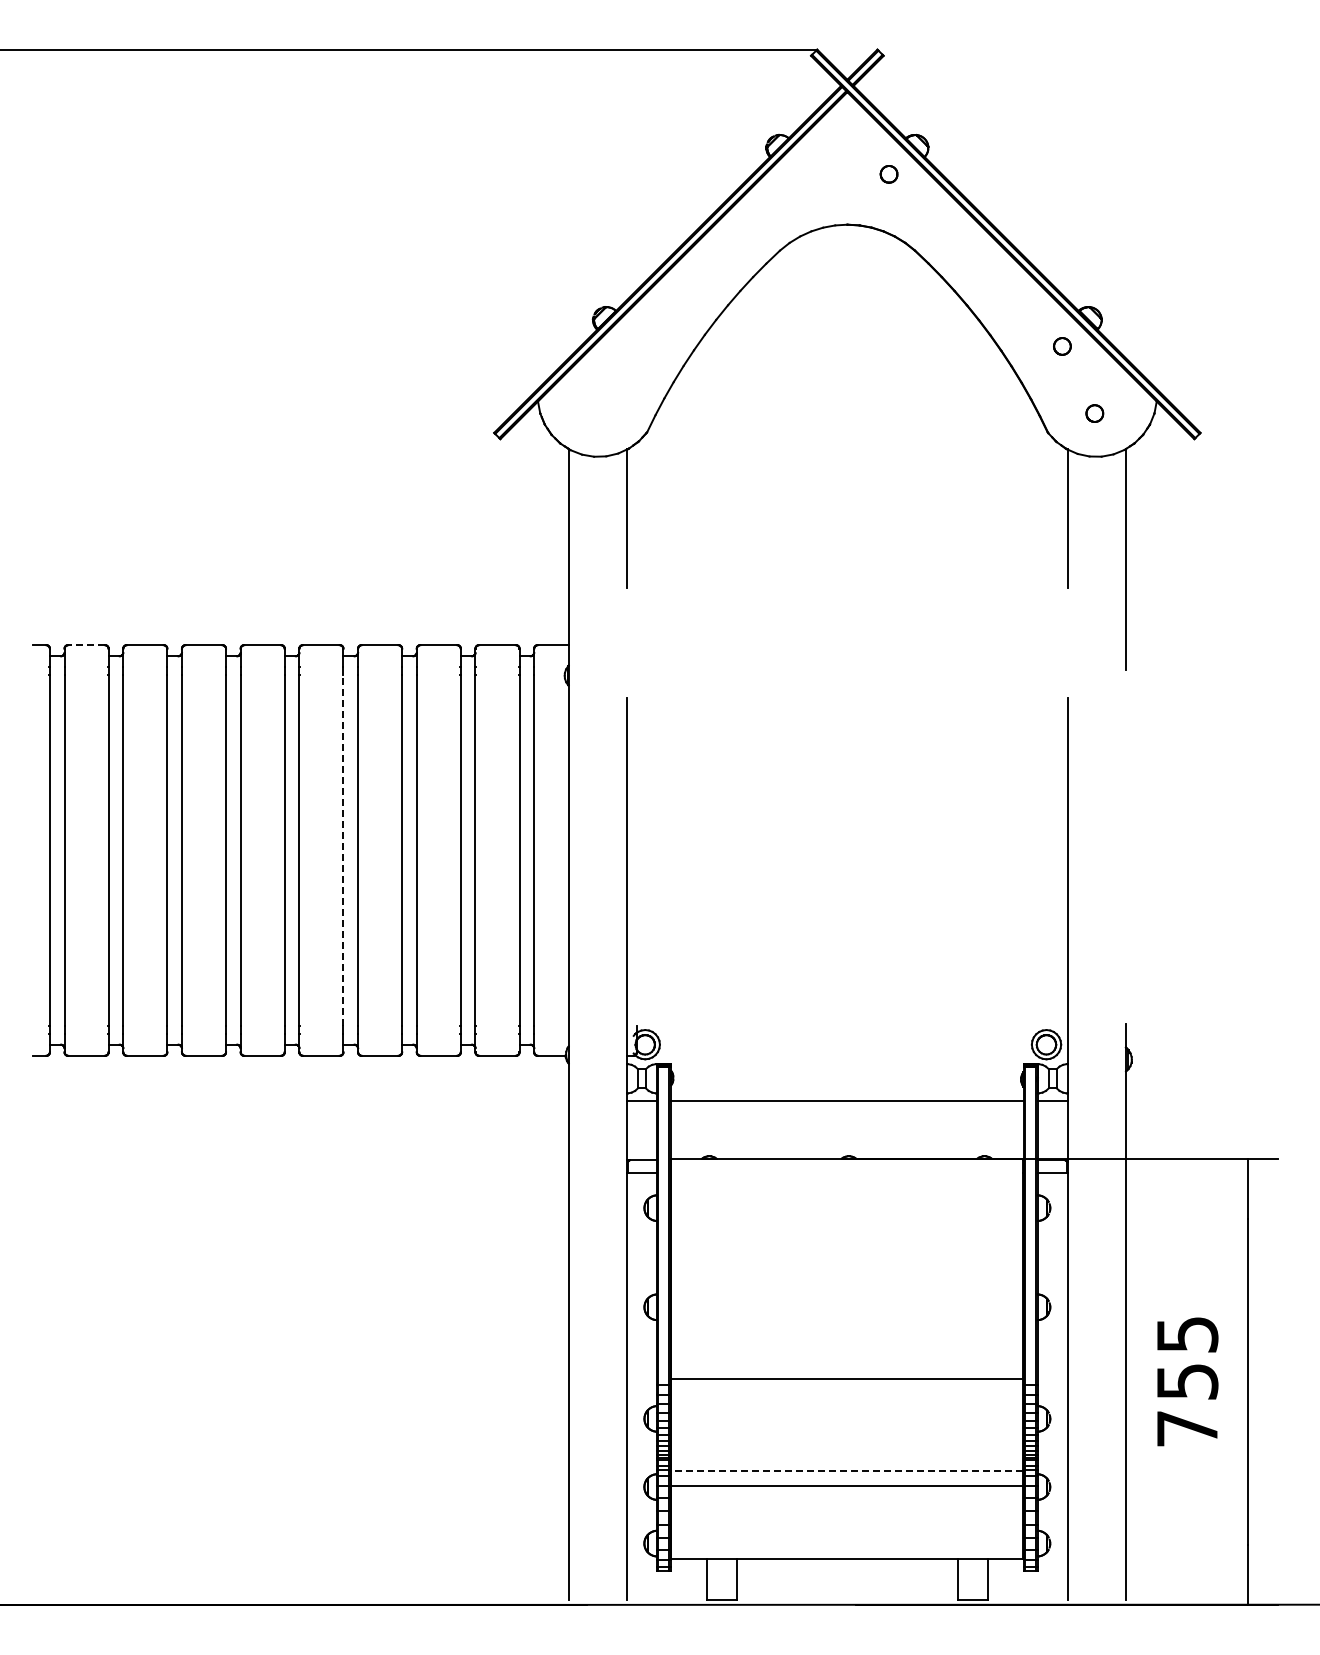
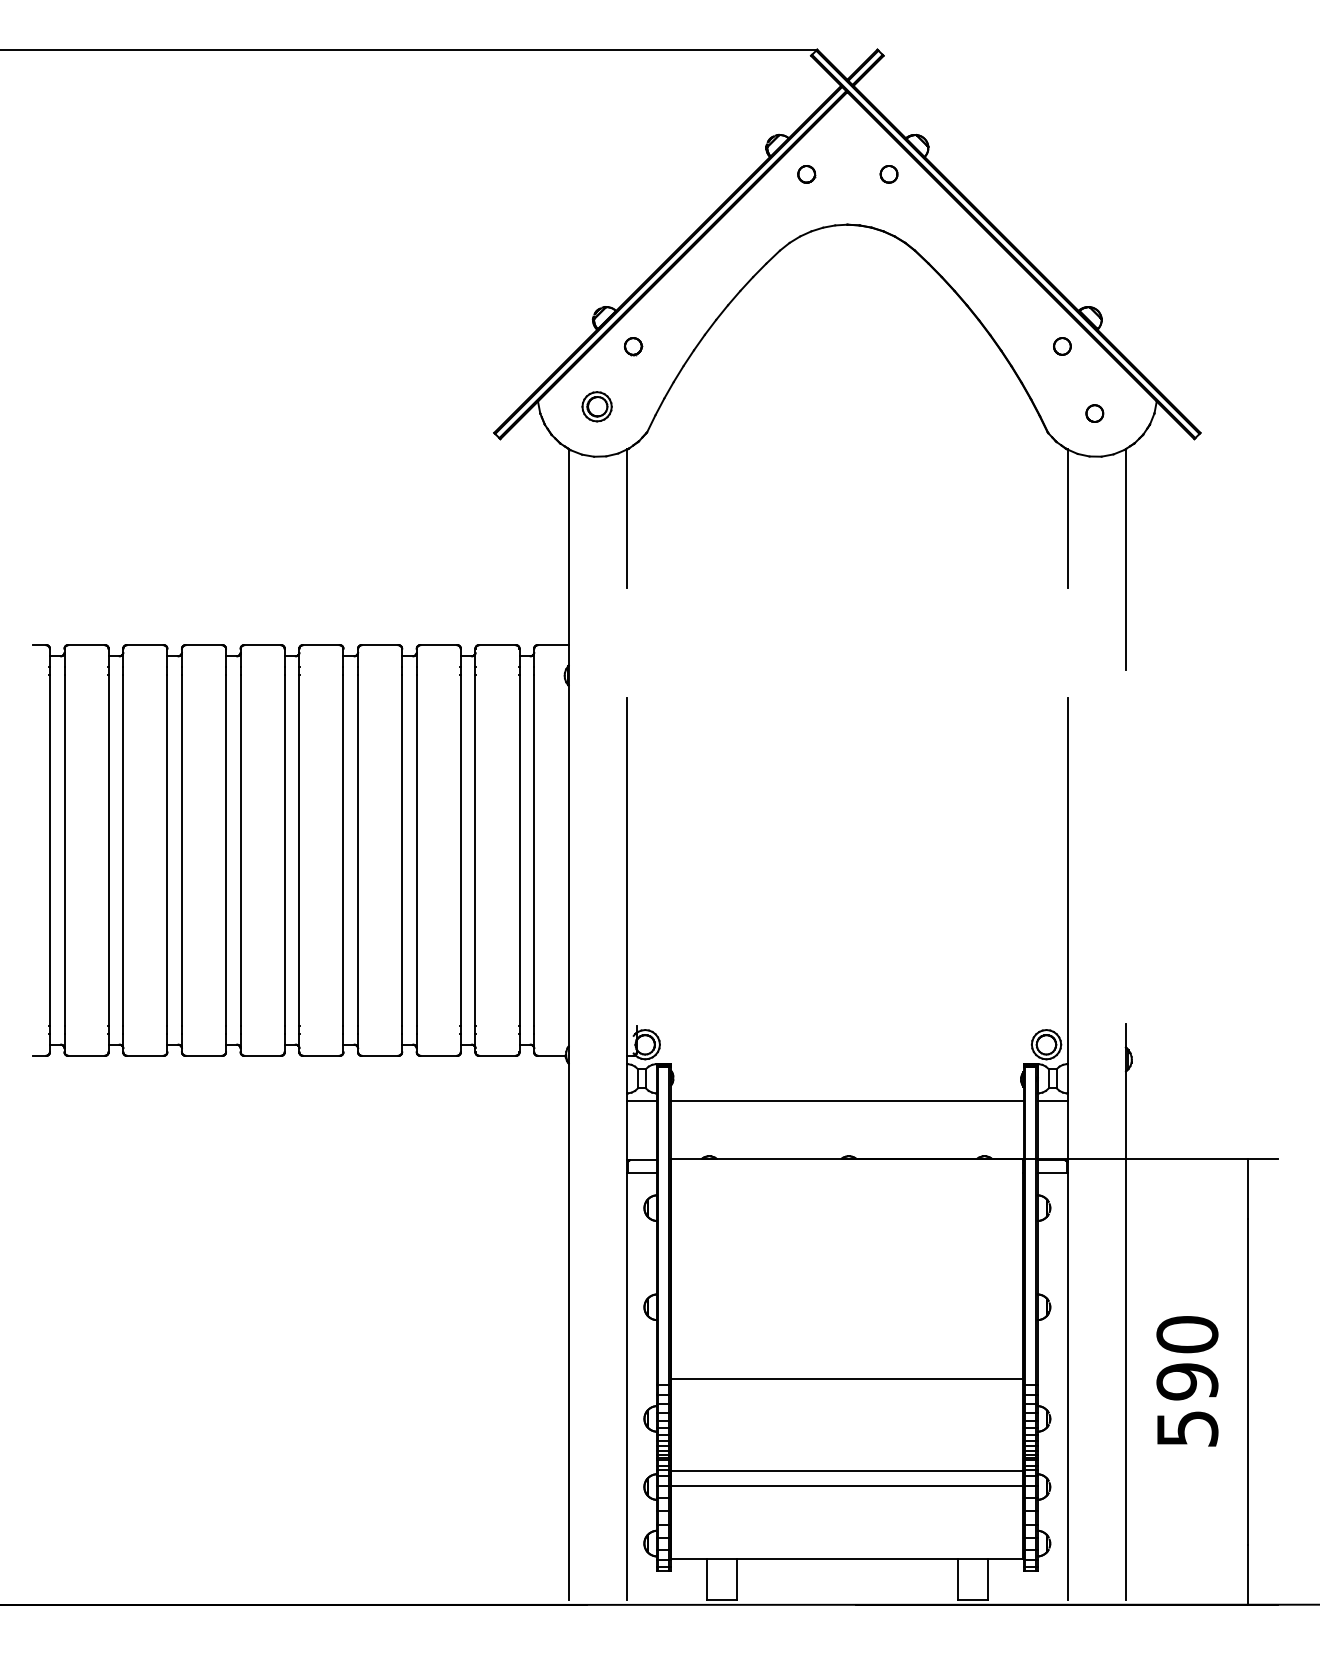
part: none -> present (806, 174)
part: none -> present (633, 346)
part: none -> present (596, 406)
line: dashed -> solid (86, 645)
line: dashed -> solid (343, 850)
text: 755 -> 590 (1187, 1381)
line: dashed -> solid (846, 1471)
